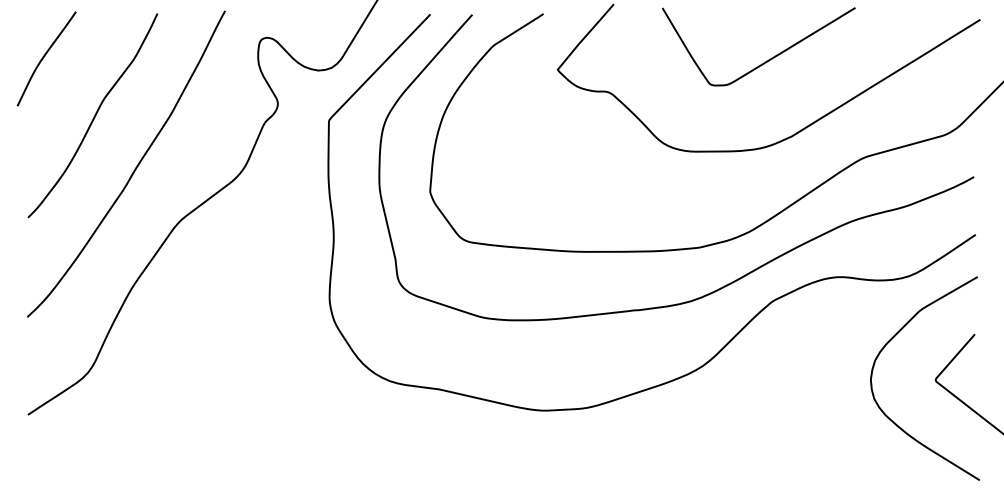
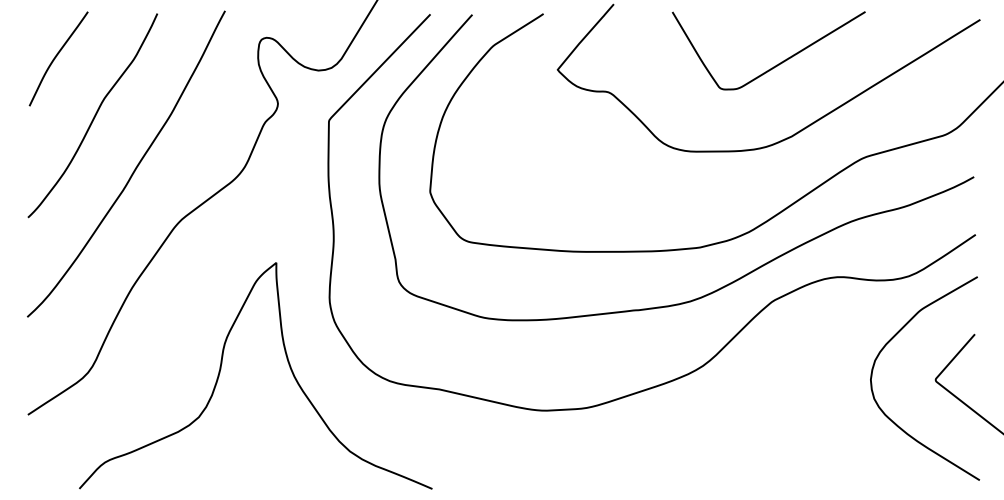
curve position: (45, 56) -> (57, 56) (57, 56)
curve position: (766, 60) -> (776, 64) (776, 64)
curve: none -> present (288, 365)
